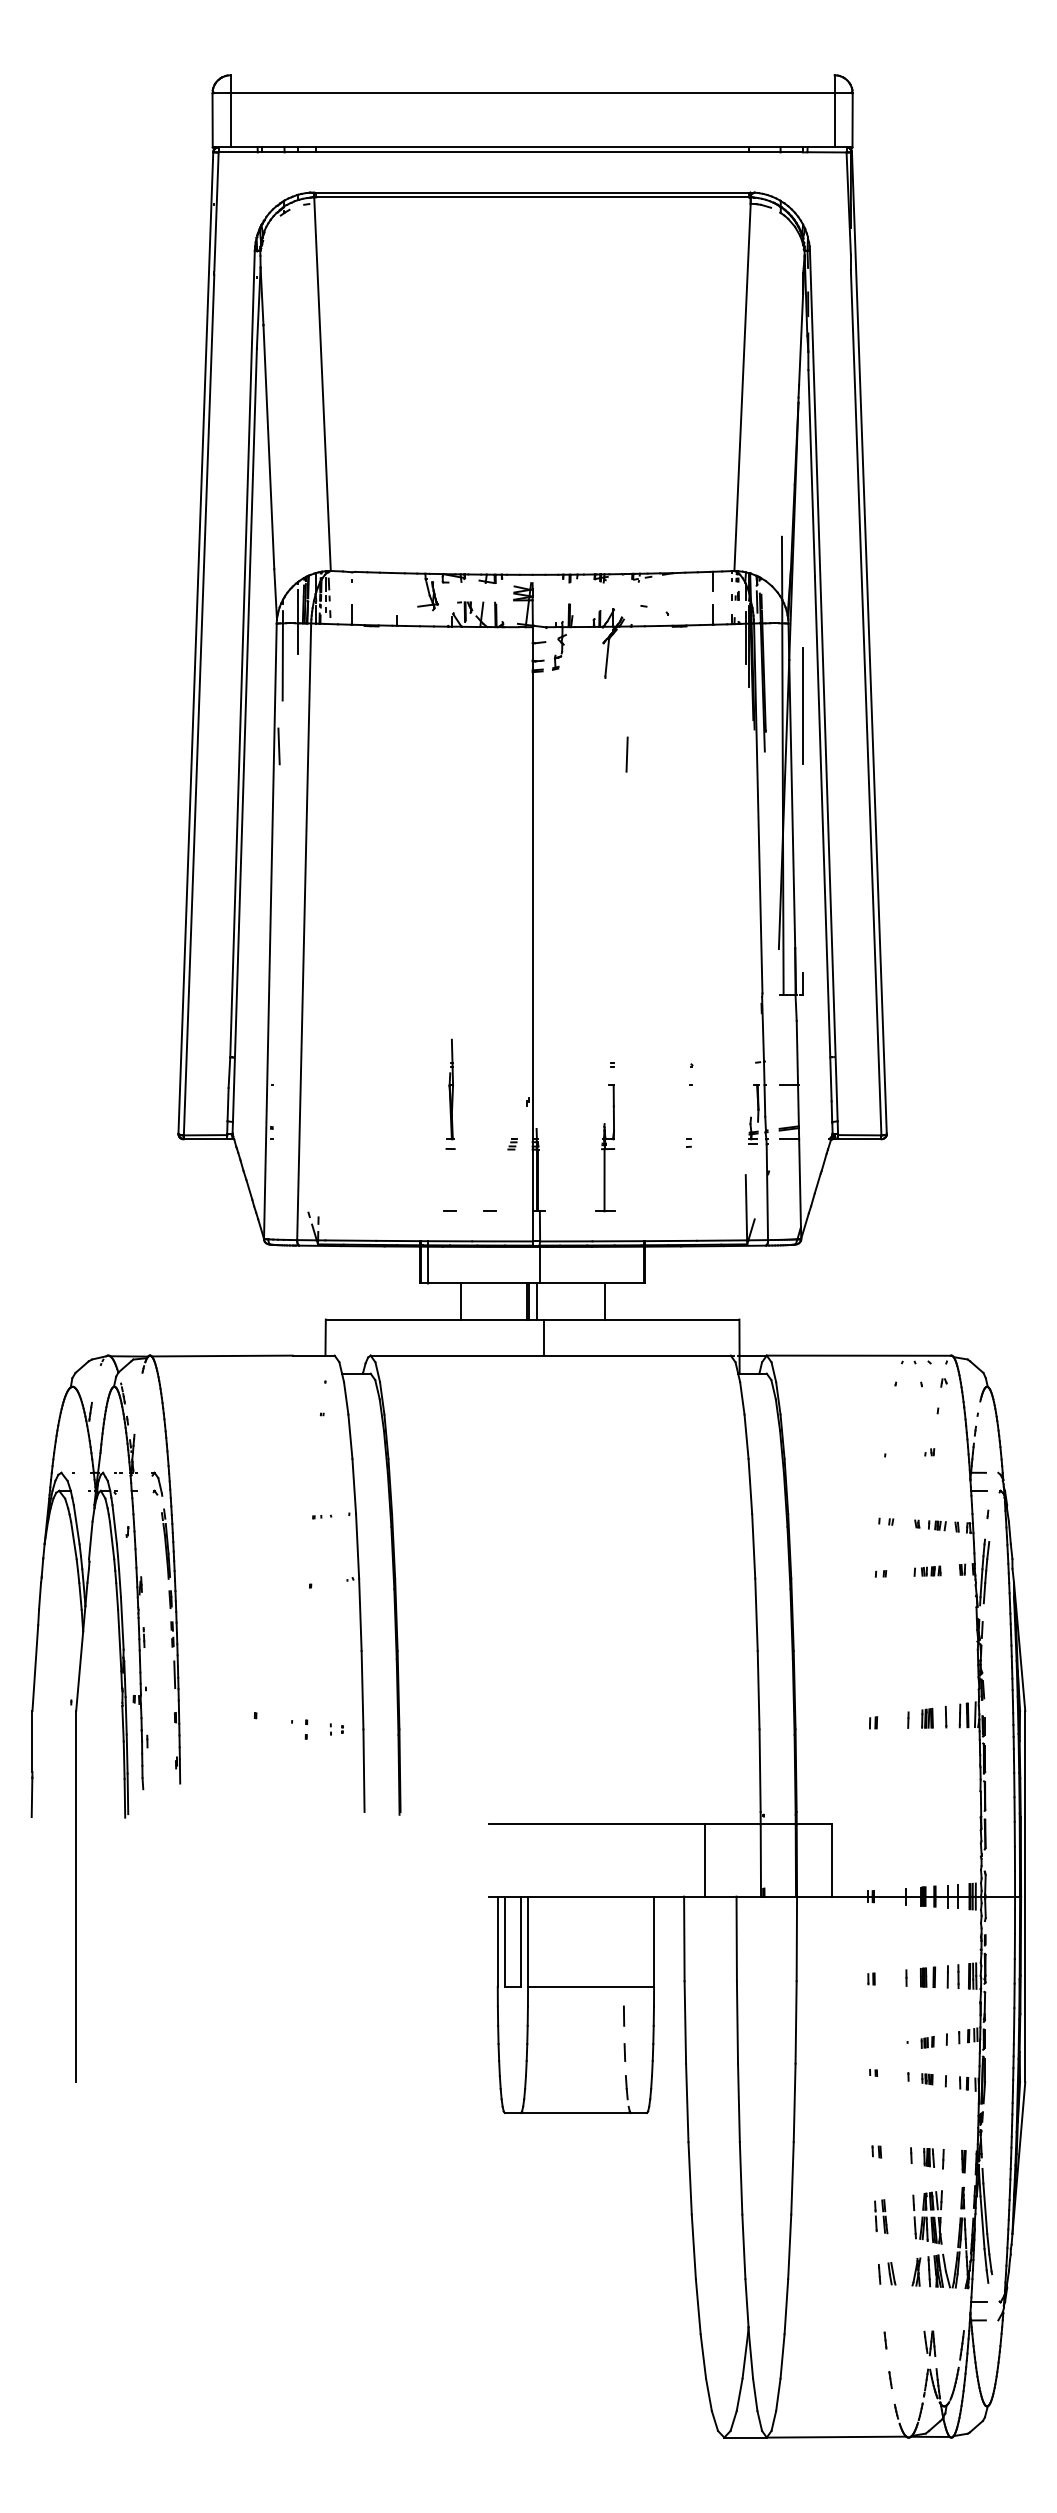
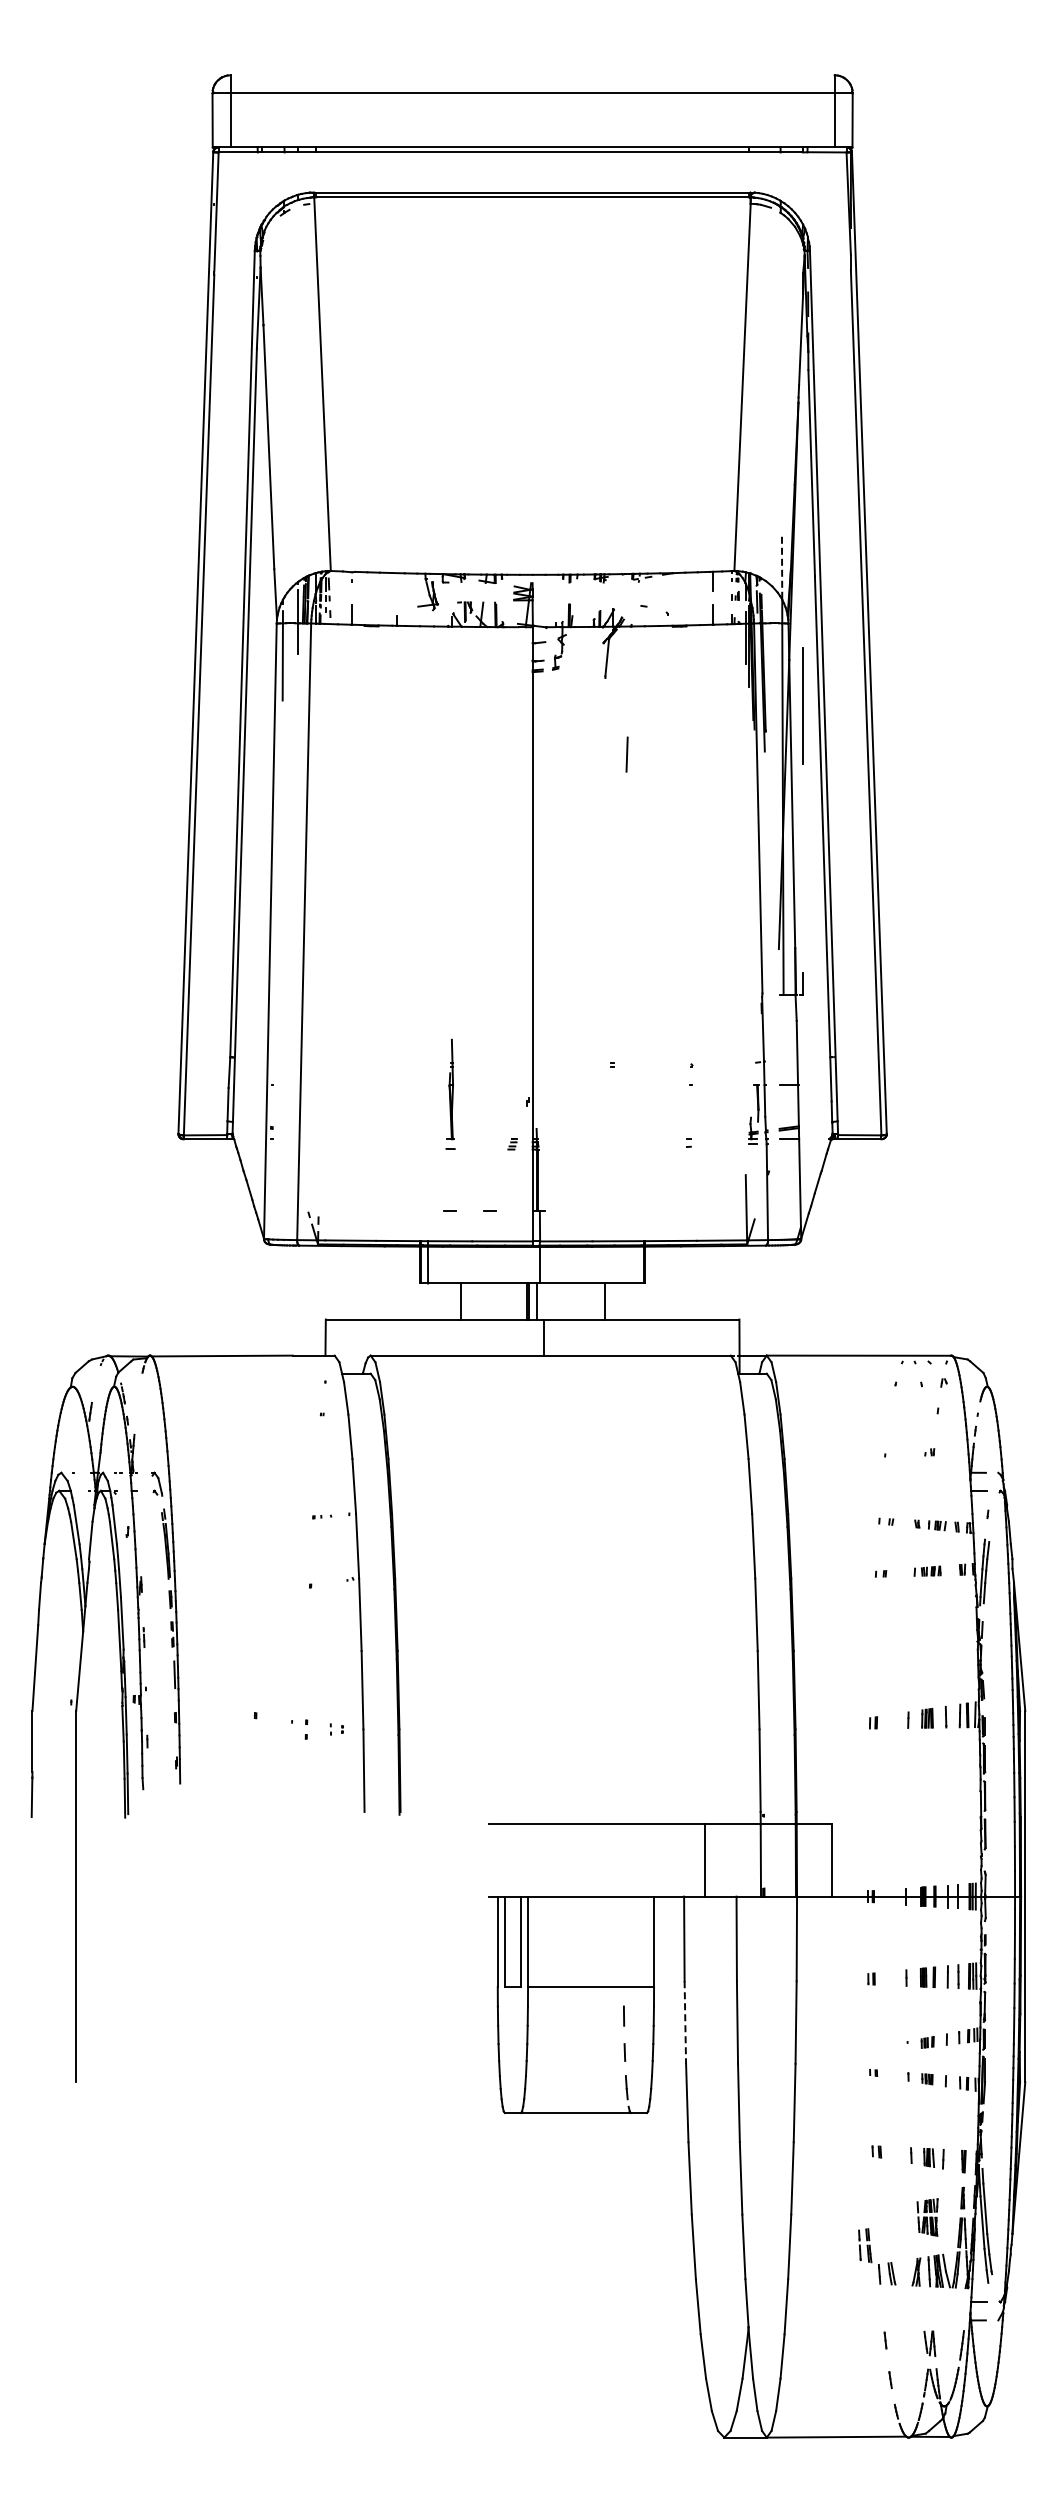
line: solid -> dashed (782, 568)
line: present -> none (278, 746)
part: present -> none (605, 1148)
line: solid -> dashed (685, 2023)
part position: (881, 2216) -> (865, 2245) (865, 2245)
part size: 31x55 px -> 23x39 px (927, 2217)
